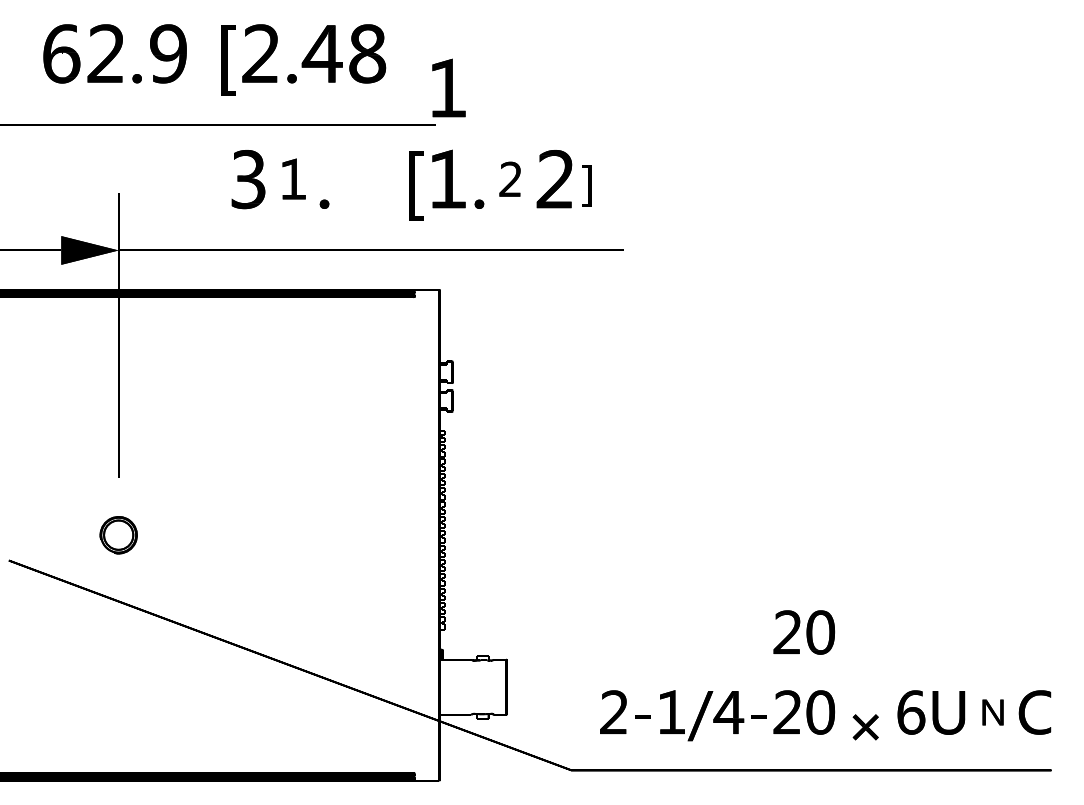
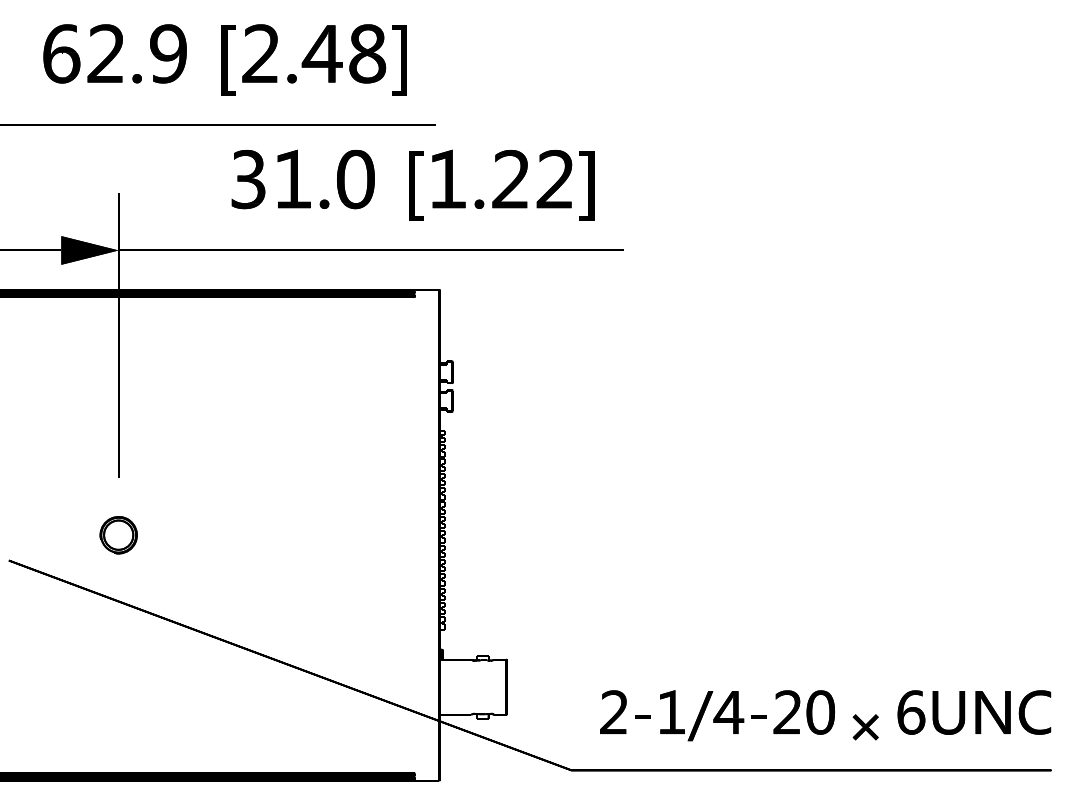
part: none -> present (399, 60)
part: present -> none (448, 87)
part size: 24x42 px -> 34x60 px (293, 178)
part size: 22x36 px -> 36x59 px (509, 179)
part: none -> present (355, 179)
part size: 10x42 px -> 16x70 px (586, 185)
part: present -> none (804, 632)
part size: 22x27 px -> 36x43 px (992, 712)
